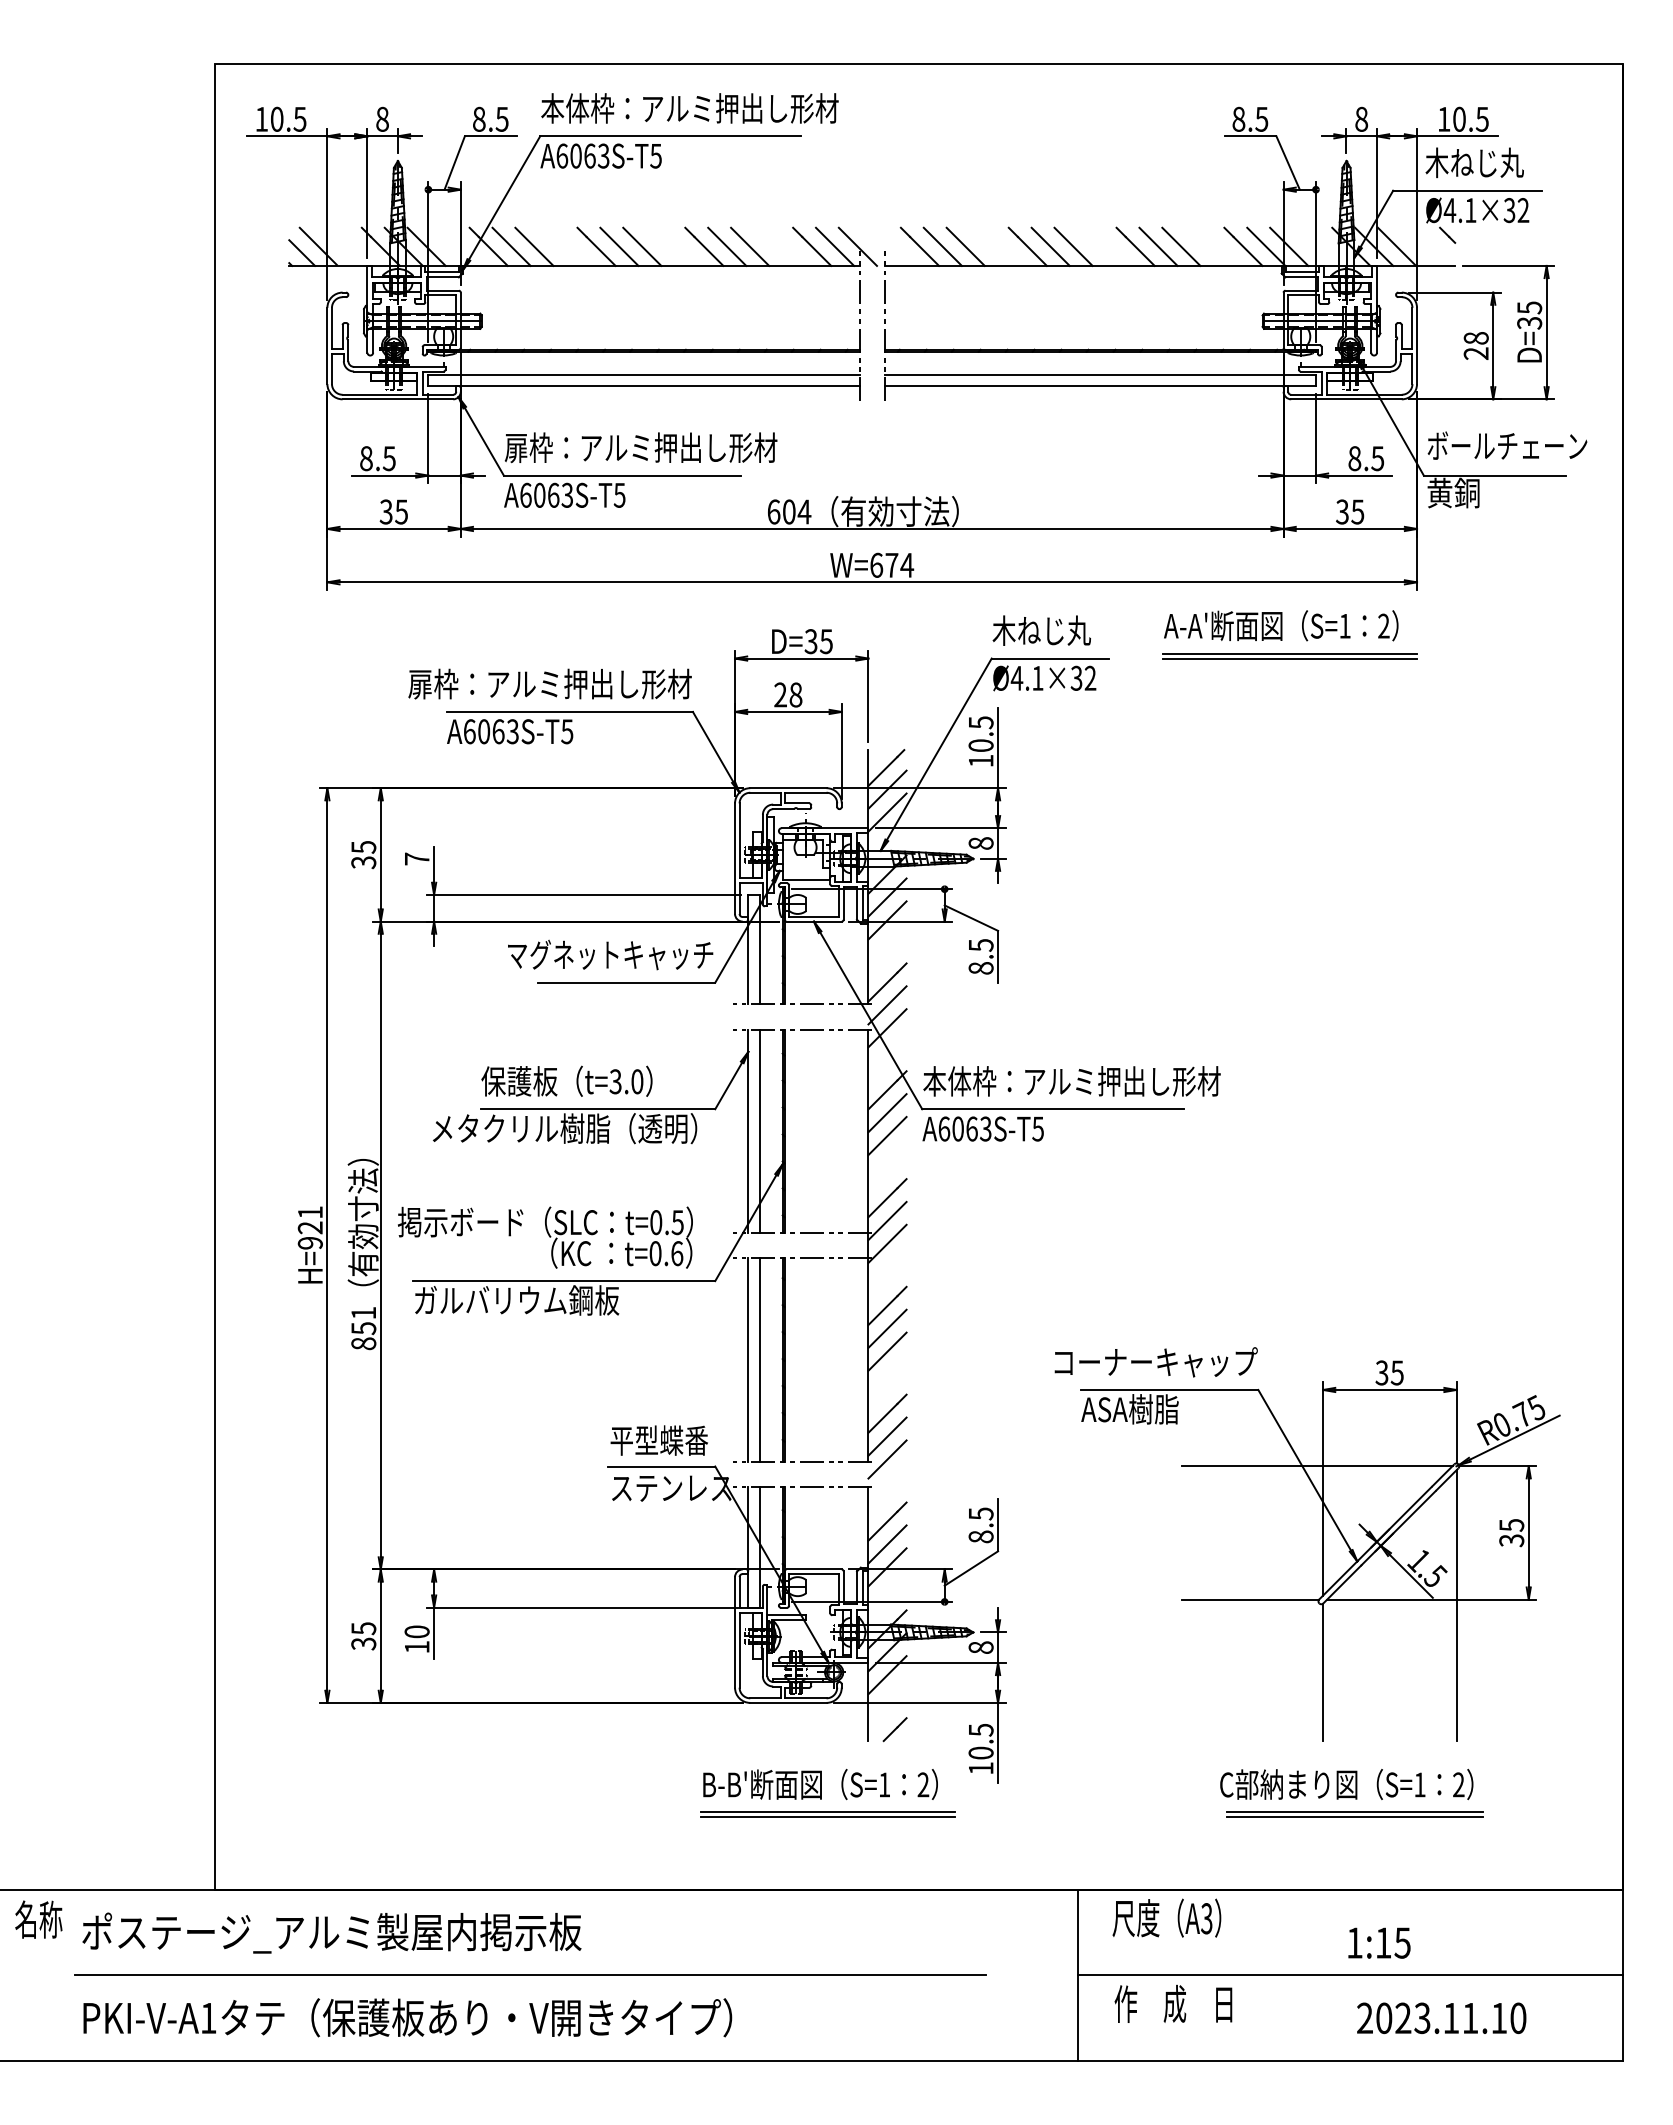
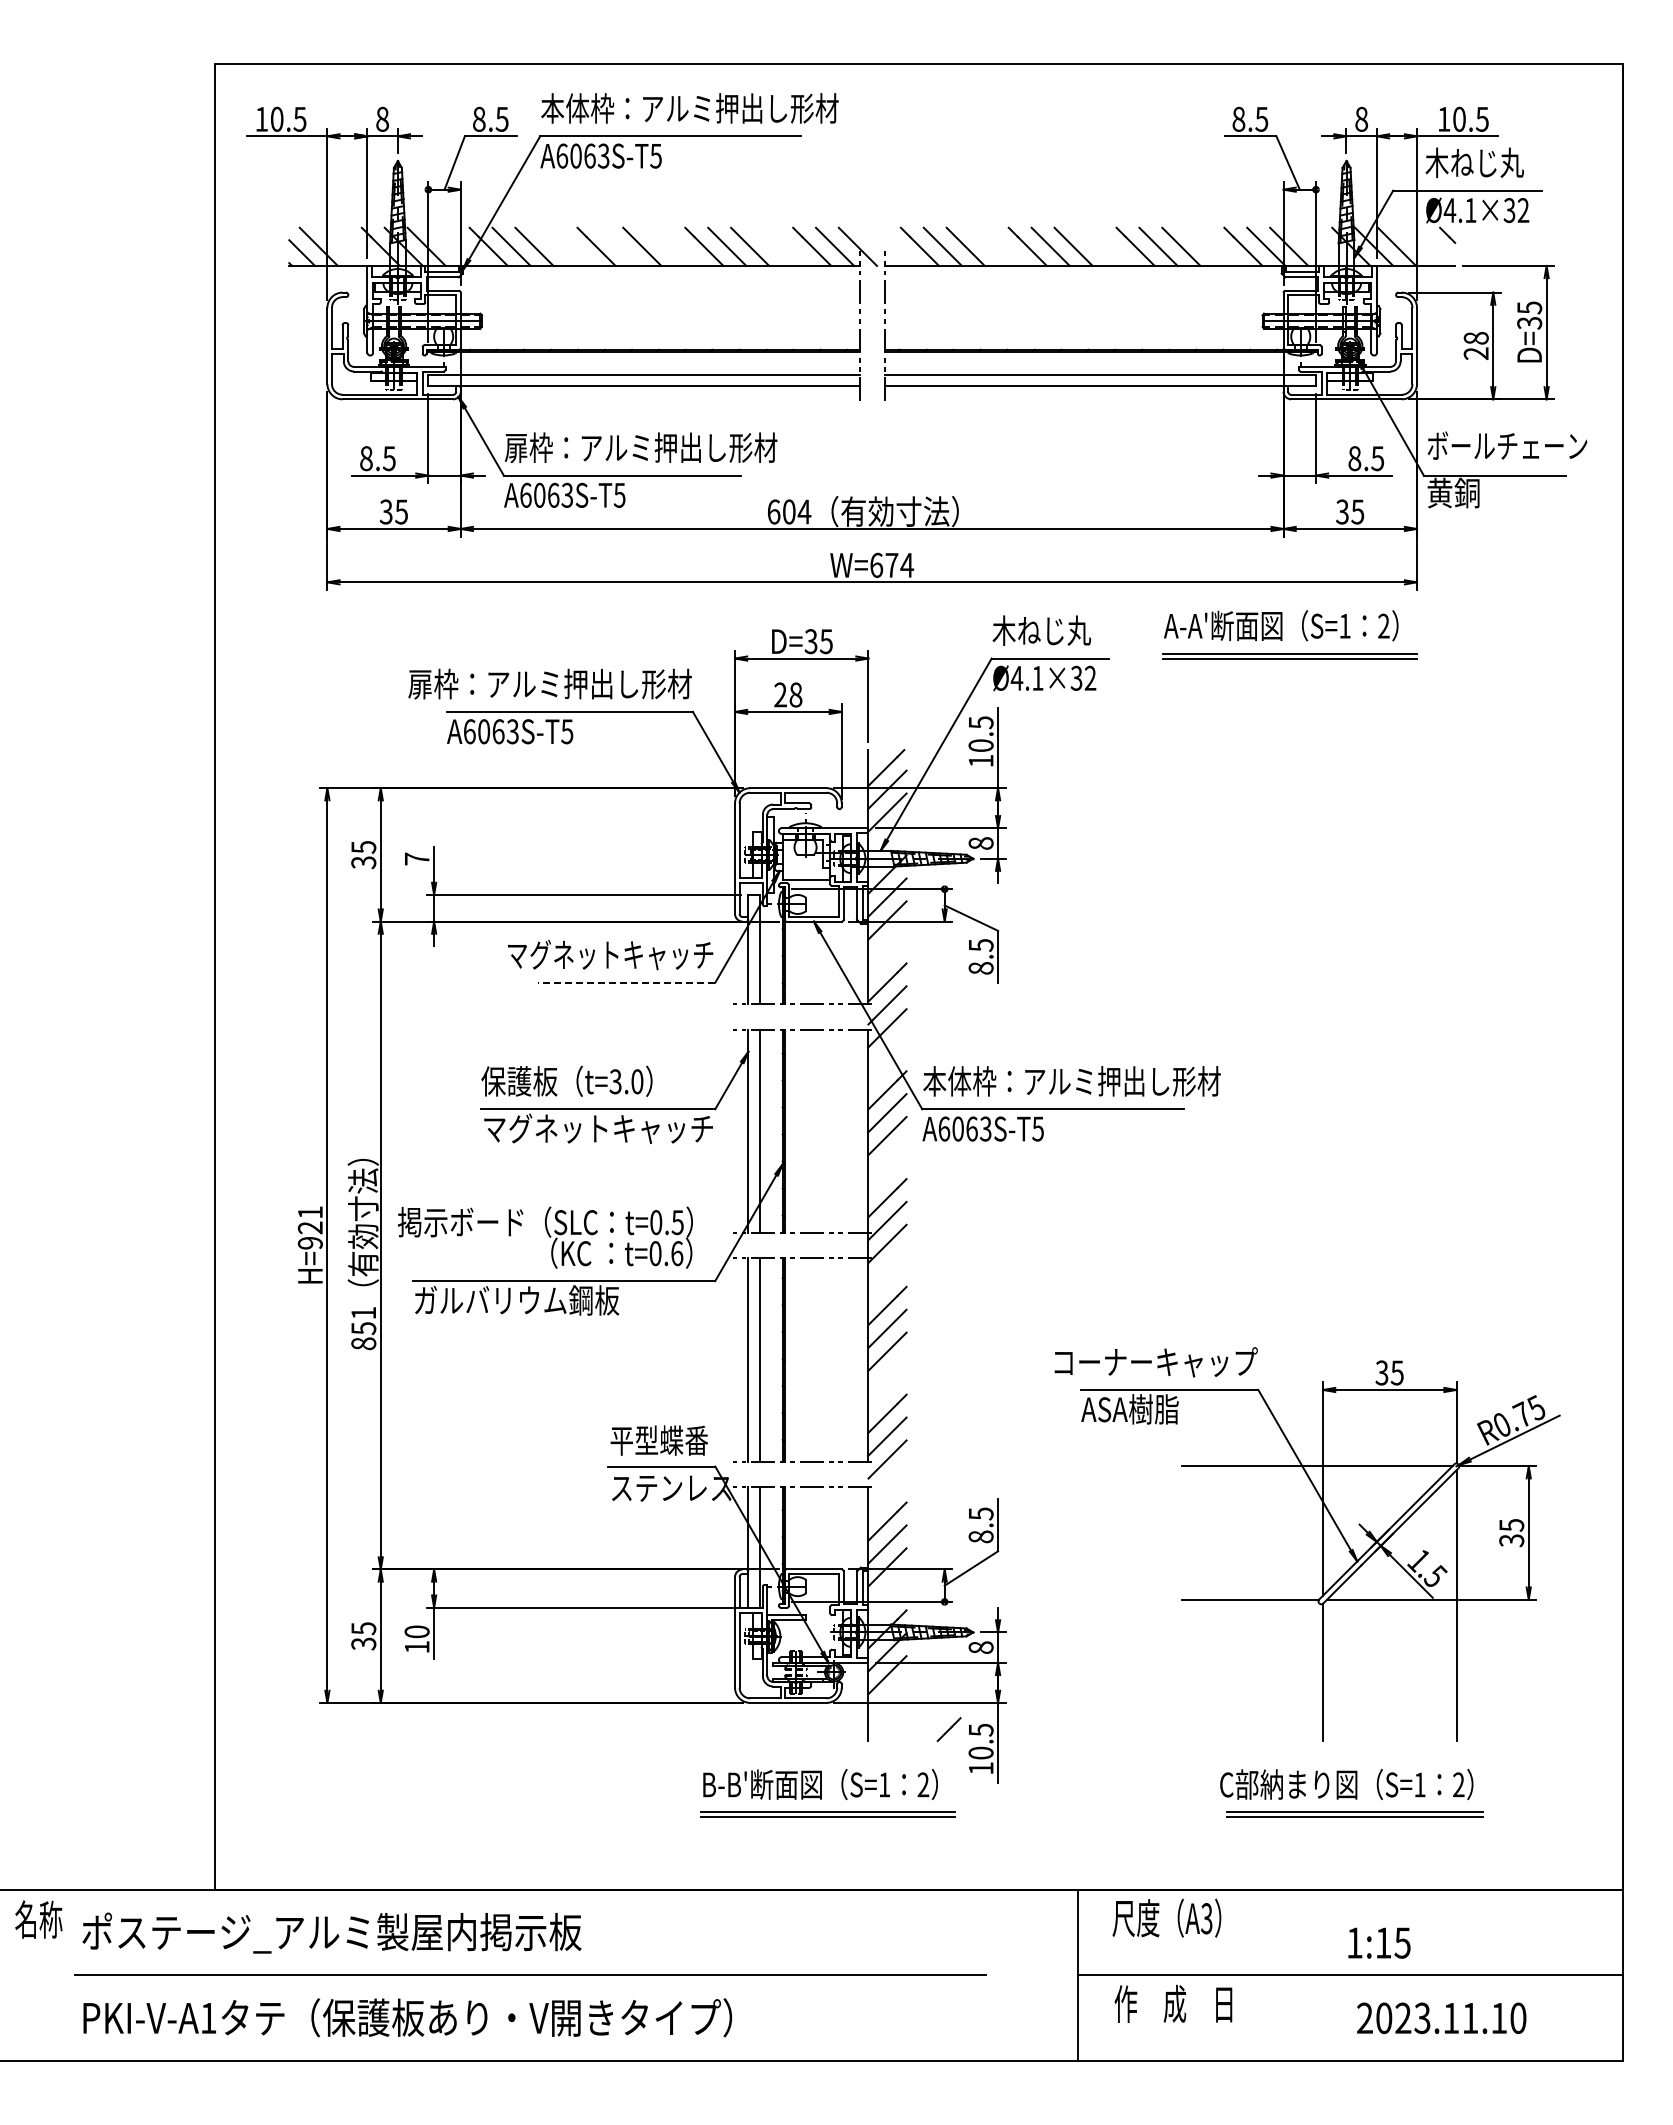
line: present -> none (619, 246)
line: solid -> dashed (626, 982)
text: メタクリル樹脂（透明） -> マグネットキャッチ (572, 1128)
line position: (894, 1729) -> (948, 1729) (948, 1729)
